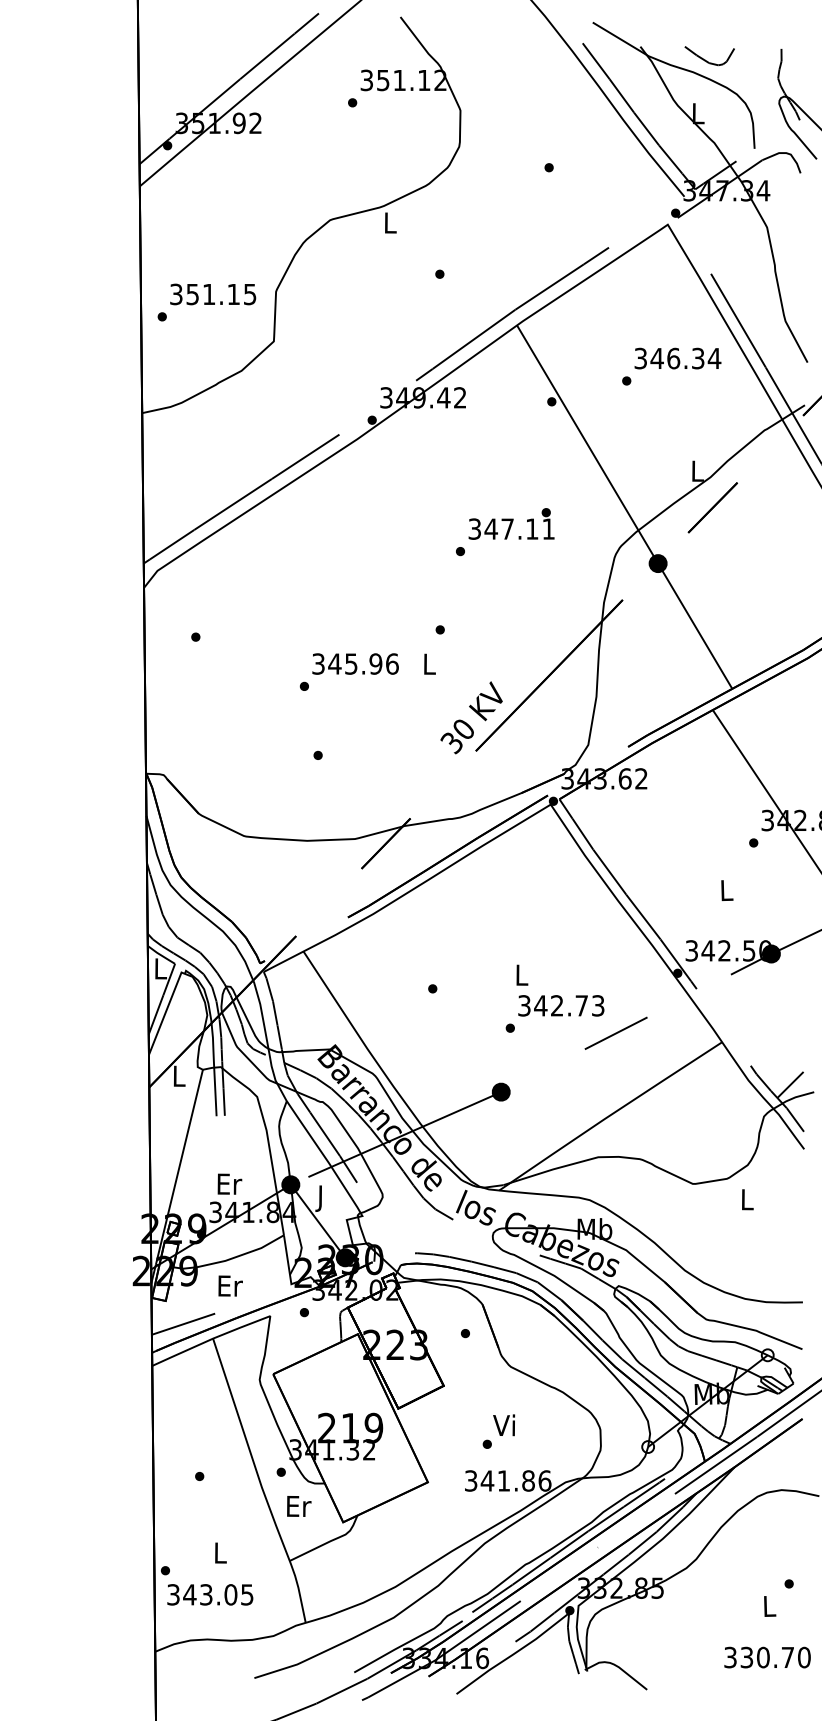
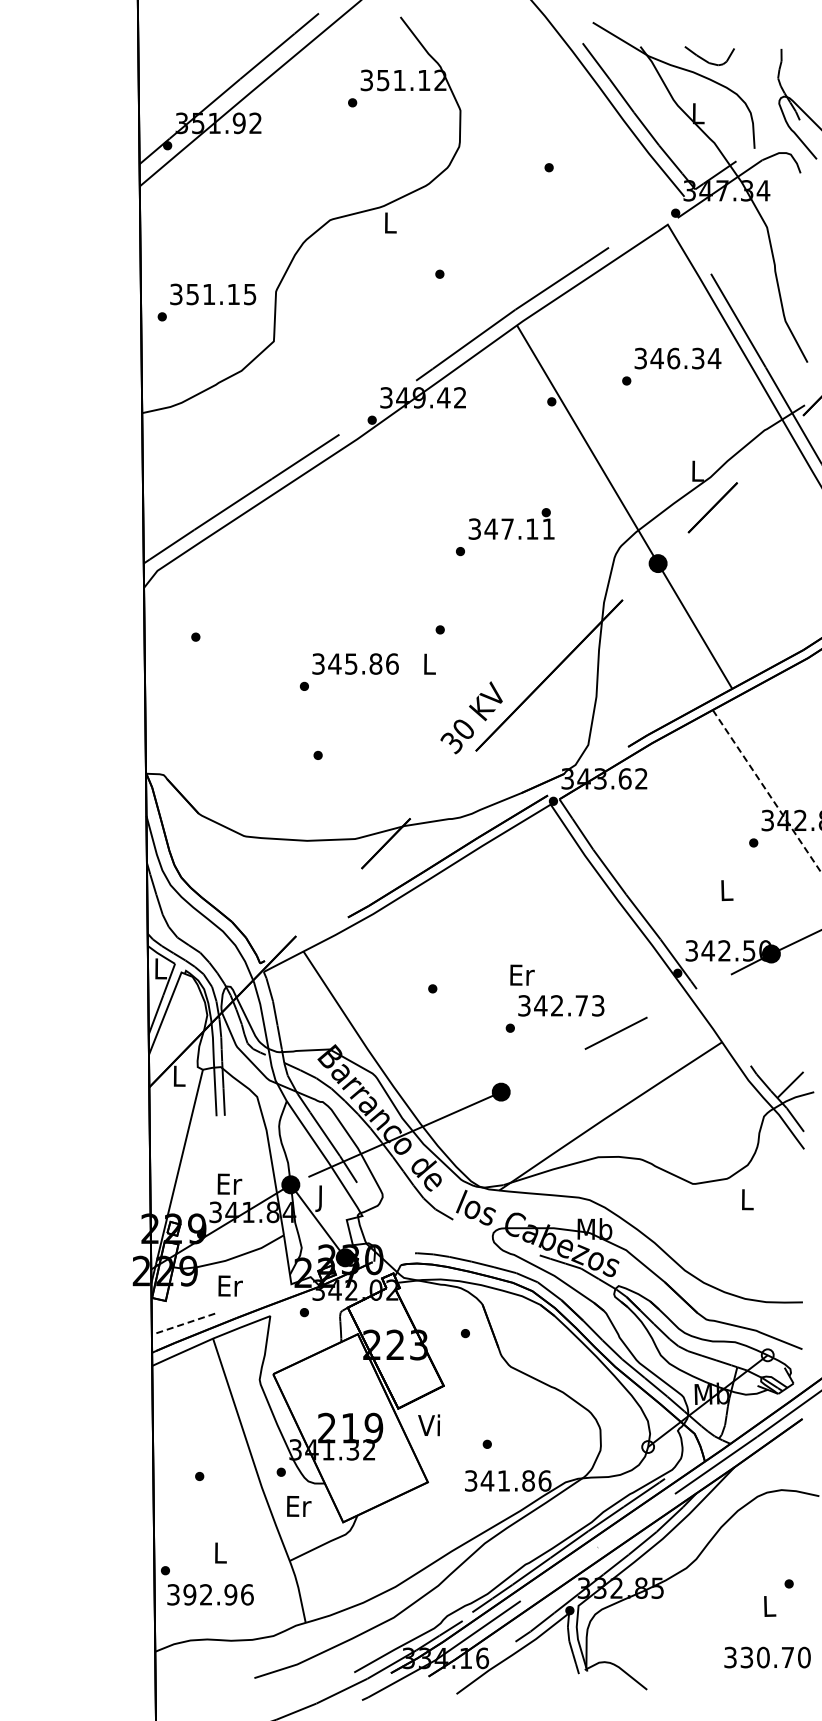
text: 345.96 -> 345.86 (375, 663)
line: solid -> dashed (766, 790)
text: L -> Er (522, 974)
line: solid -> dashed (183, 1324)
text position: (503, 1425) -> (428, 1425) (428, 1425)
text: 343.05 -> 392.96 (218, 1594)
